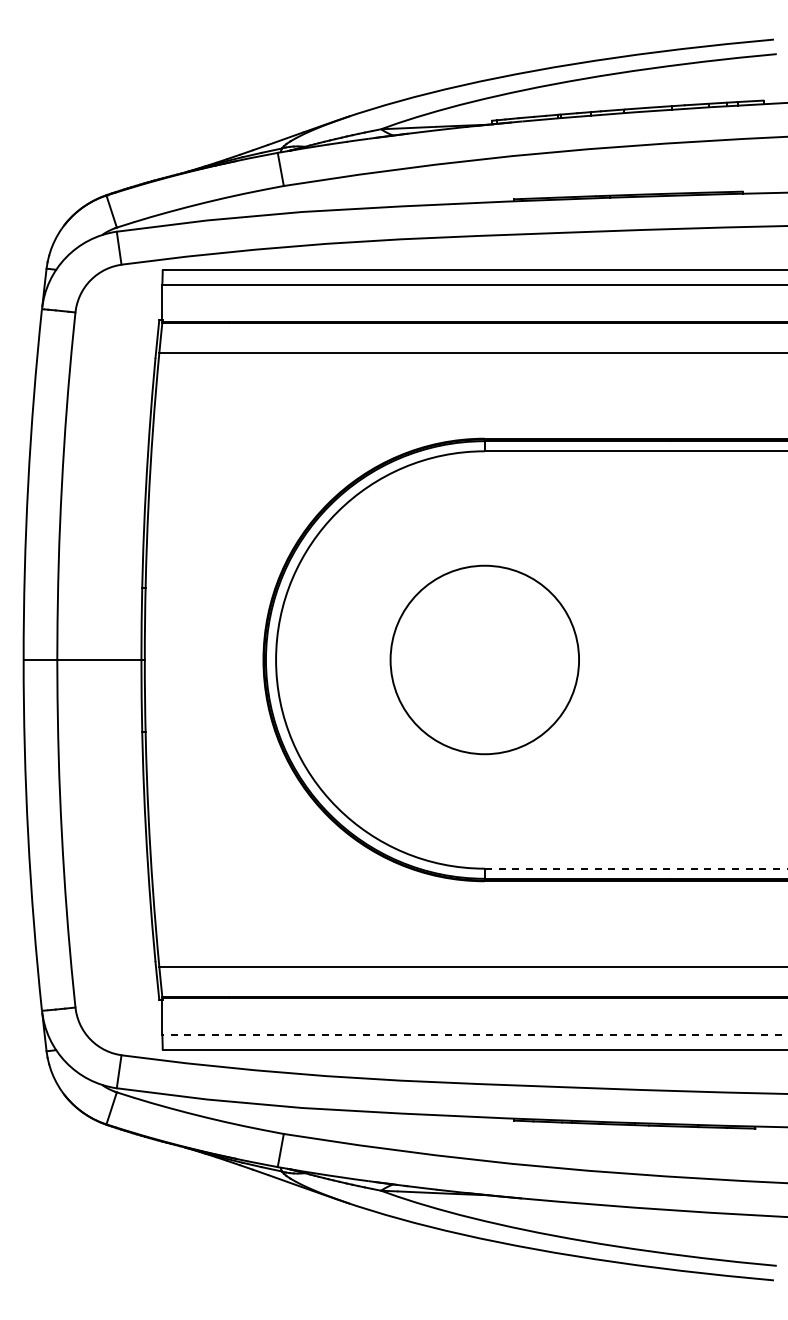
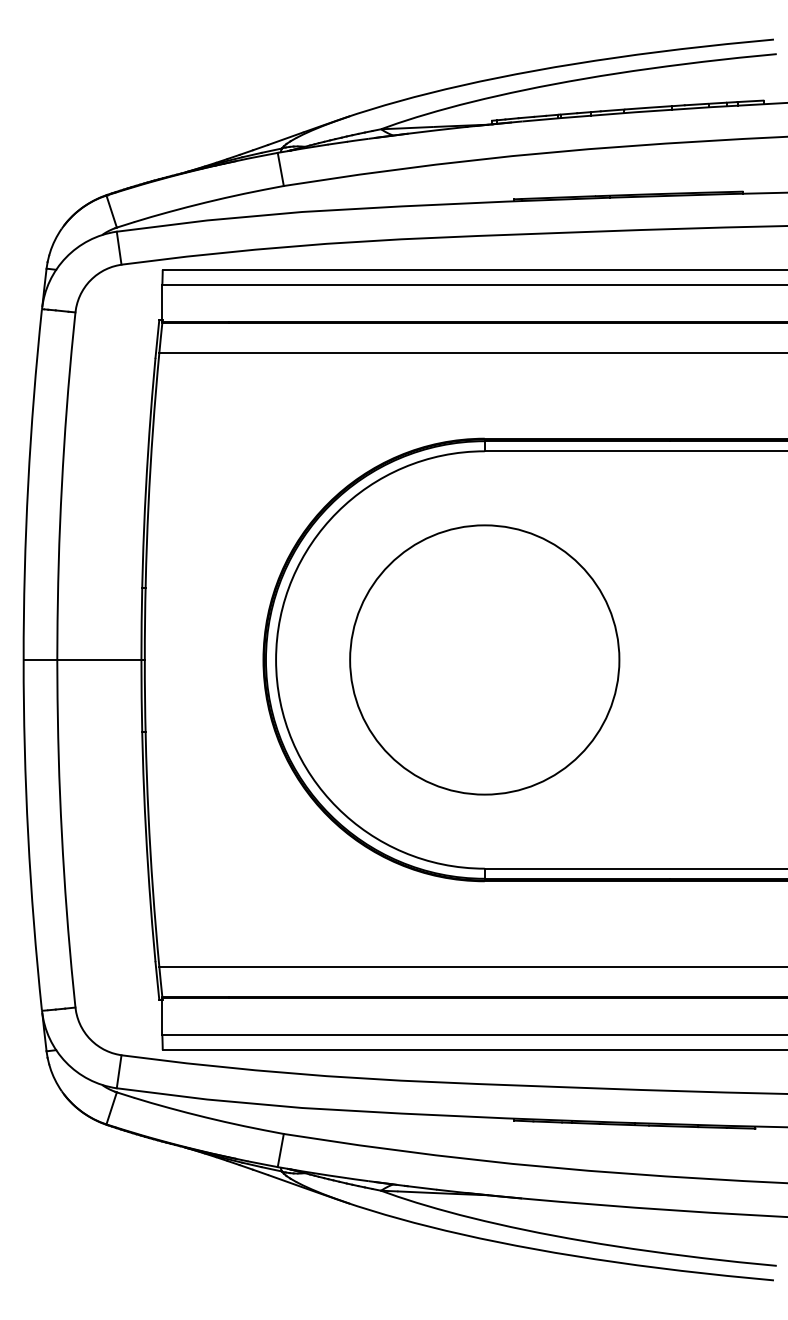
circle size: 191x192 px -> 272x272 px (484, 659)
line: dashed -> solid (636, 868)
line: dashed -> solid (474, 1035)
